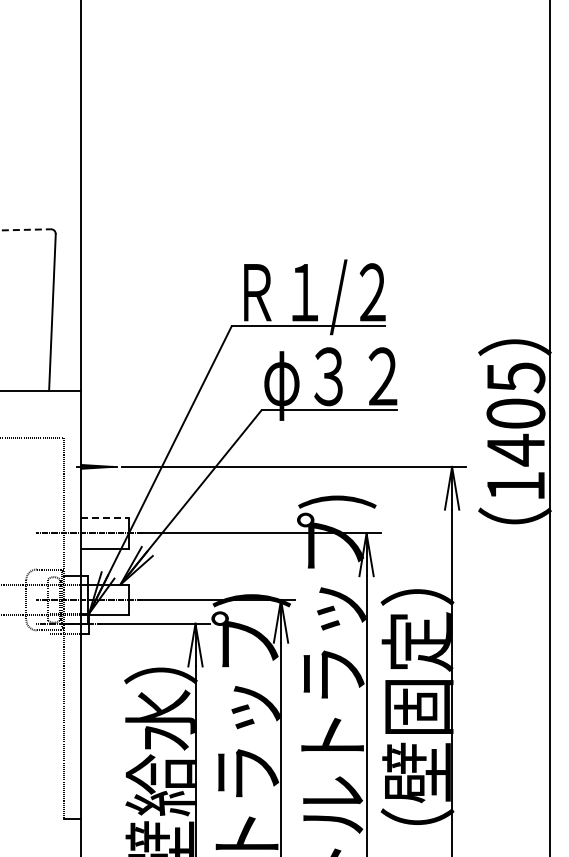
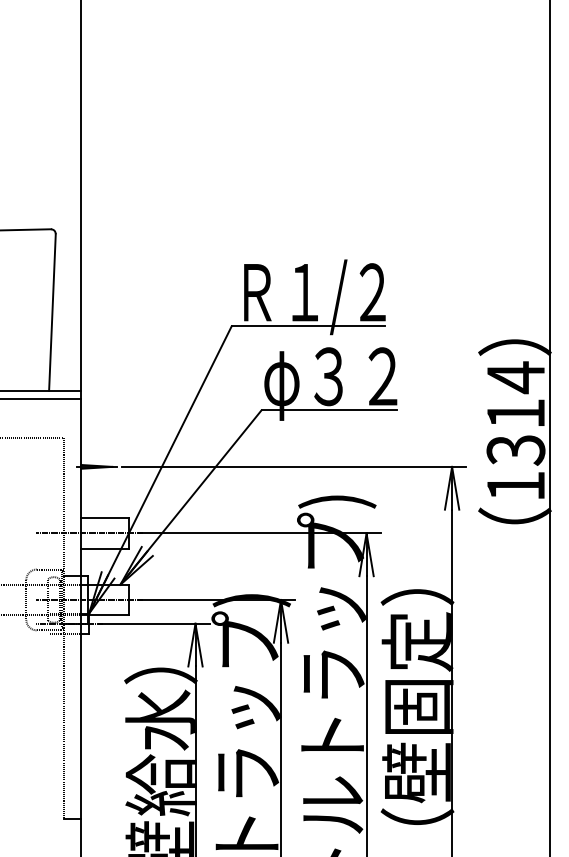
line: dashed -> solid (25, 229)
line: none -> present (41, 399)
text: 1405 -> 1314 (515, 413)
line: dashed -> solid (105, 518)
